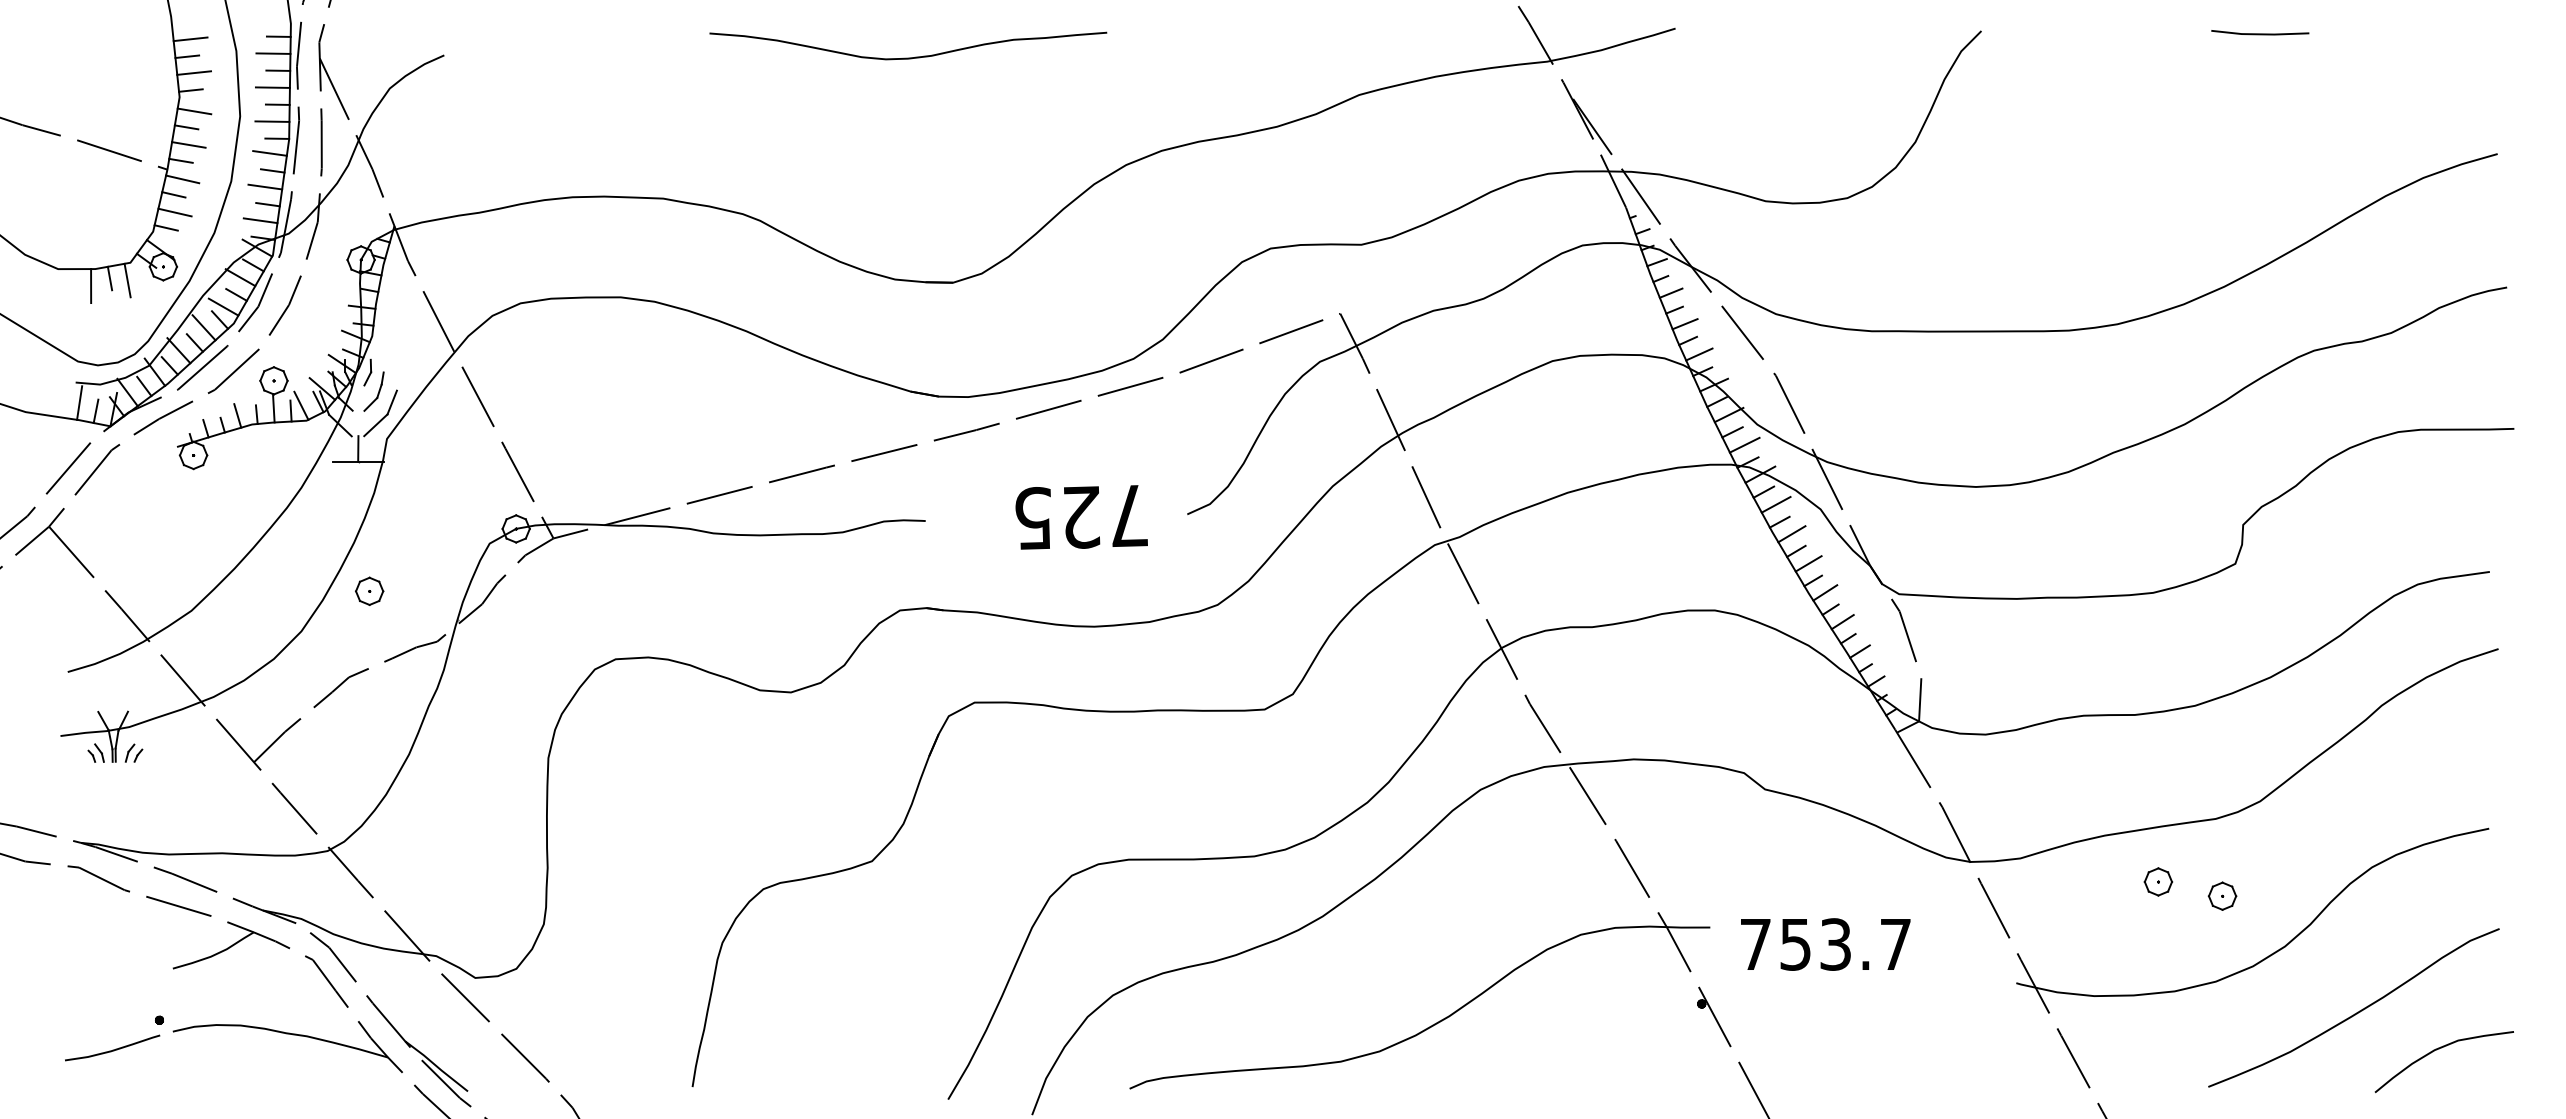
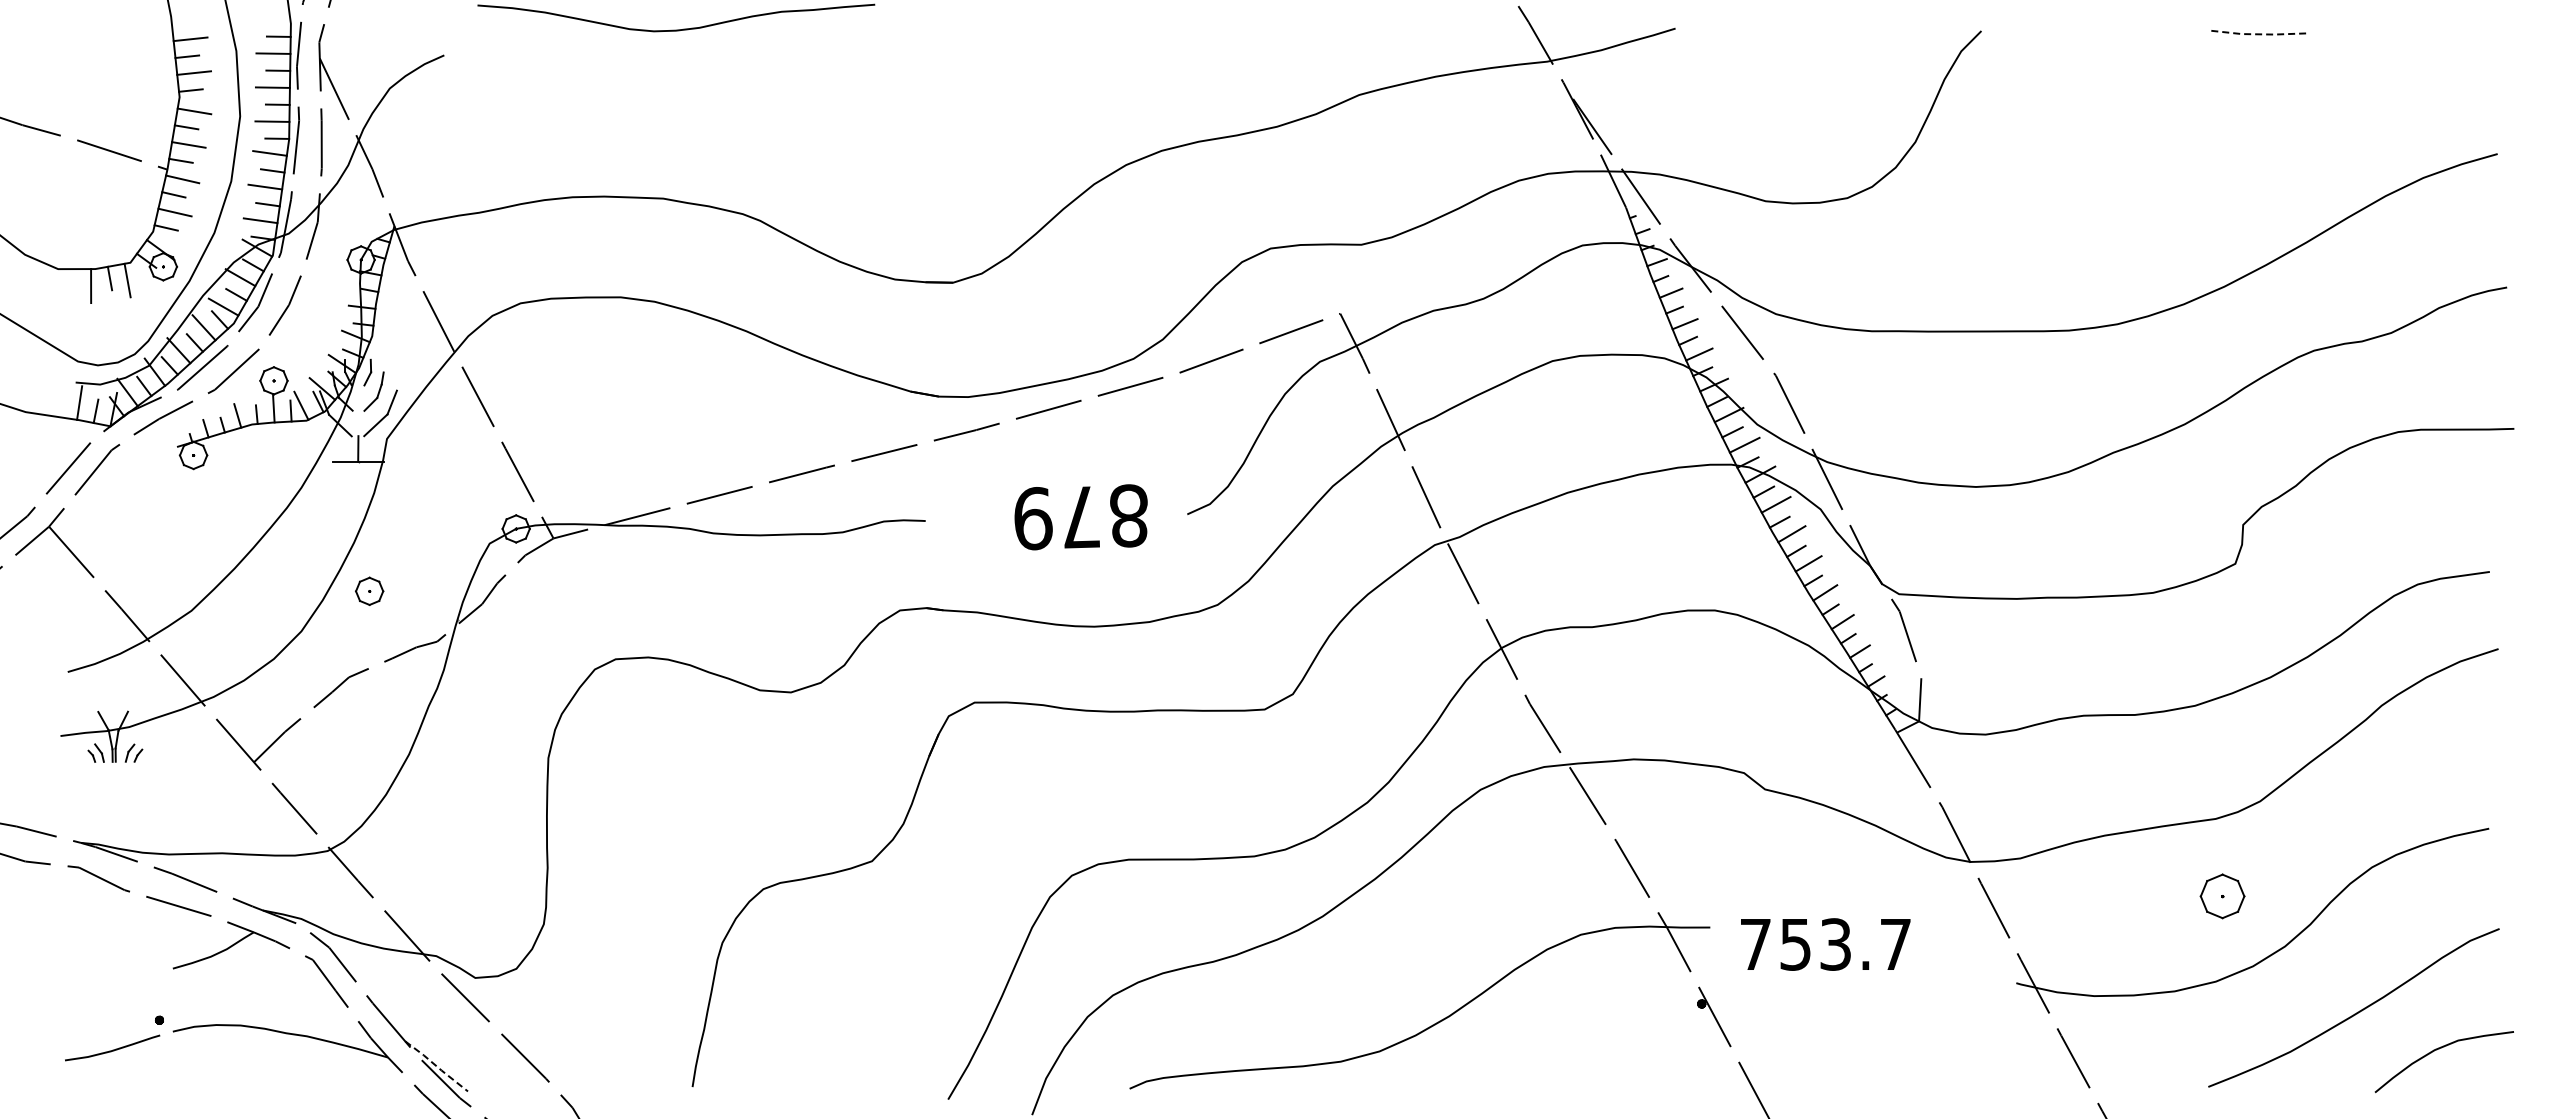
line: solid -> dashed (2260, 34)
curve position: (908, 57) -> (676, 29) (676, 29)
text: 725 -> 879 (1080, 517)
part: present -> none (2158, 881)
part size: 31x30 px -> 47x47 px (2222, 896)
line: solid -> dashed (436, 1066)
